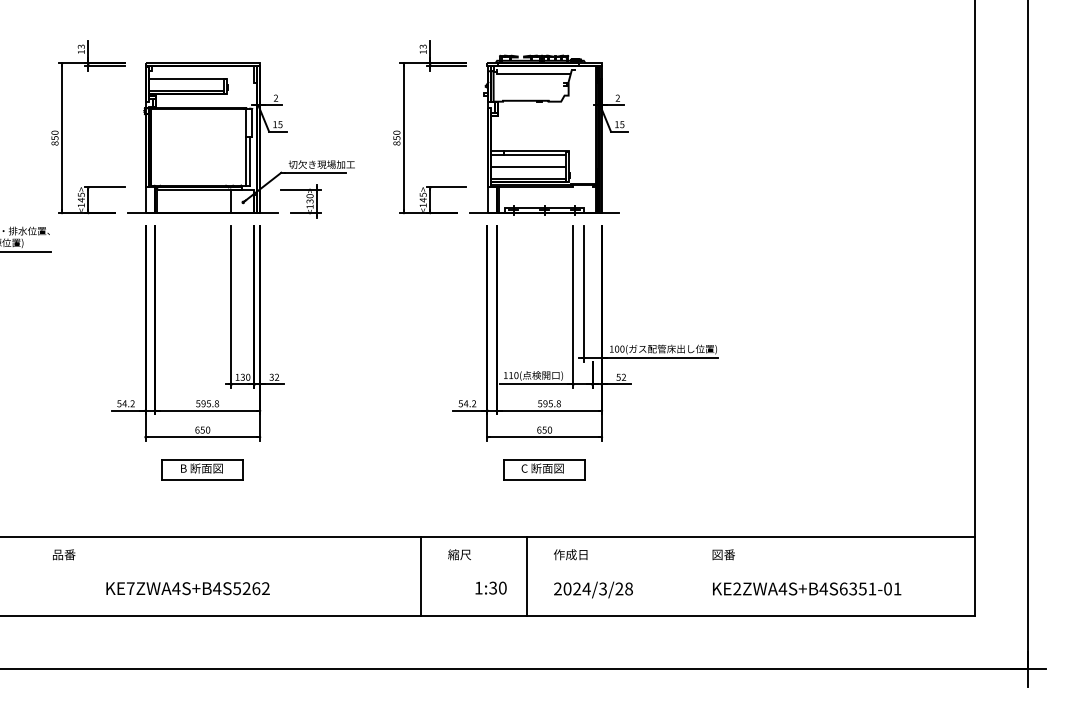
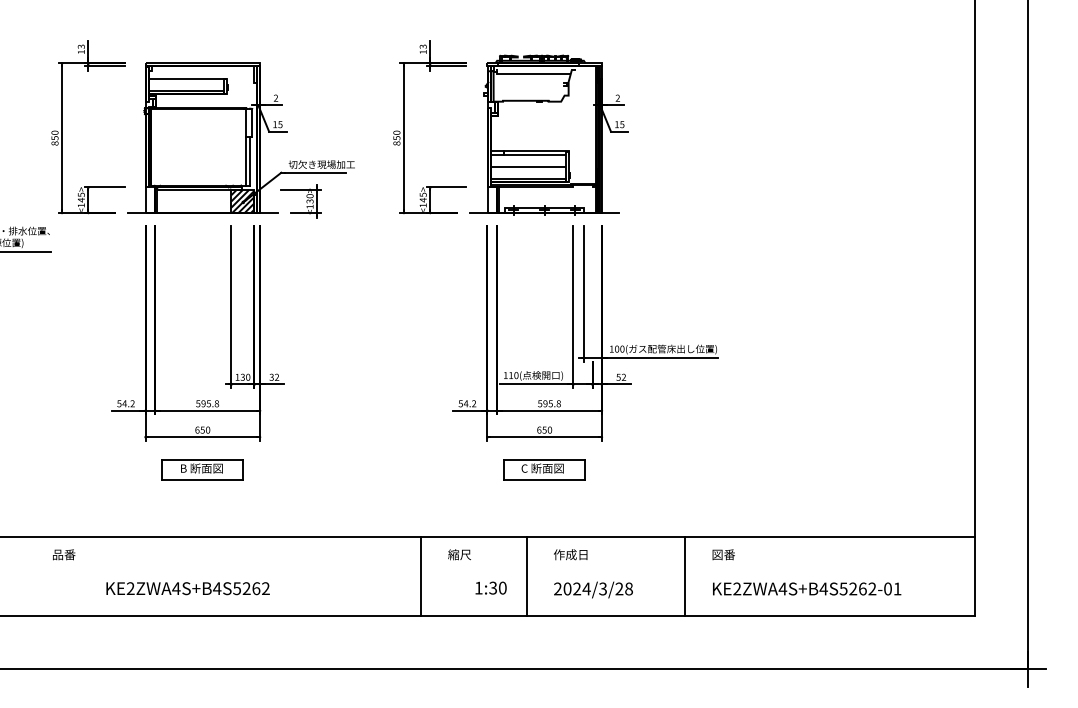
hatch: none -> present (242, 201)
line: none -> present (685, 576)
text: KE7ZWA4S+B4S5262 -> KE2ZWA4S+B4S5262 (130, 588)
text: KE2ZWA4S+B4S6351-01 -> KE2ZWA4S+B4S5262-01 (857, 588)
